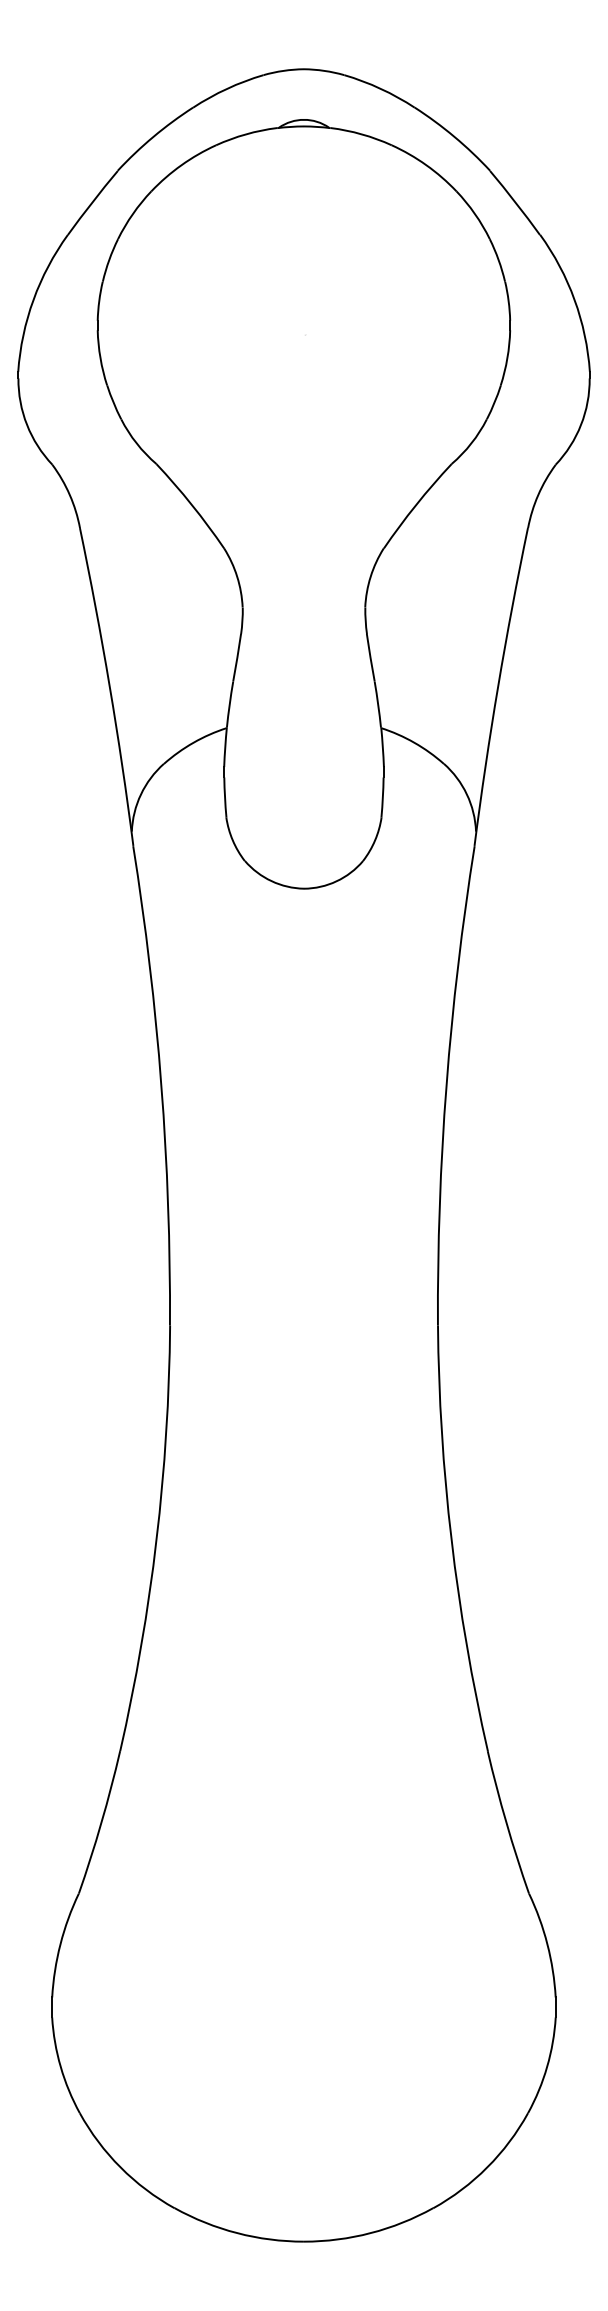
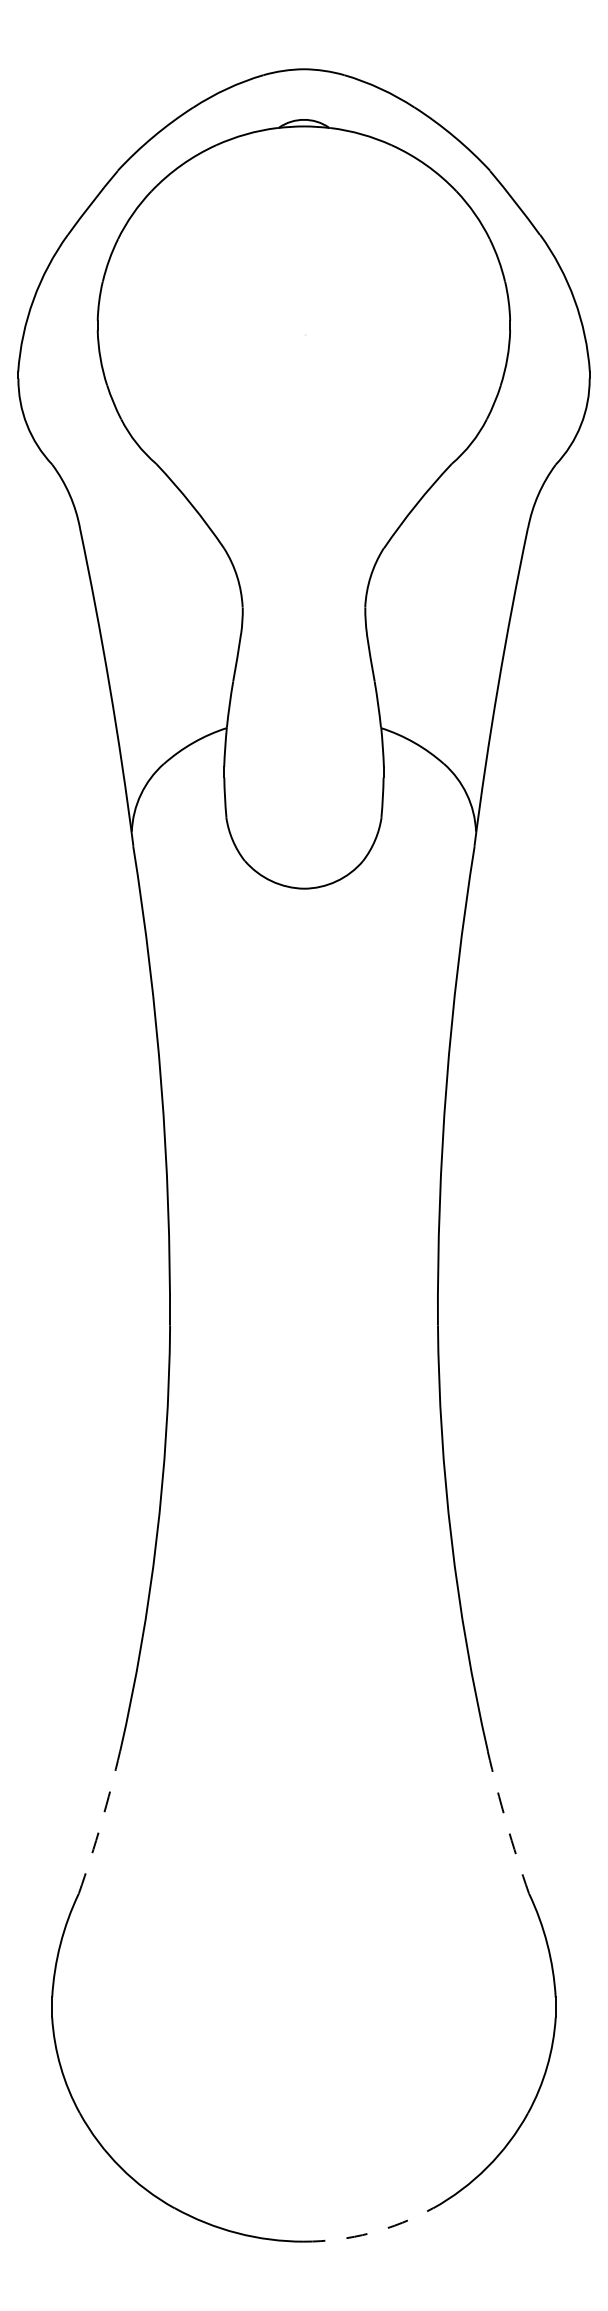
arc: solid -> dashed (101, 1822)
arc: solid -> dashed (506, 1822)
arc: solid -> dashed (370, 2233)
